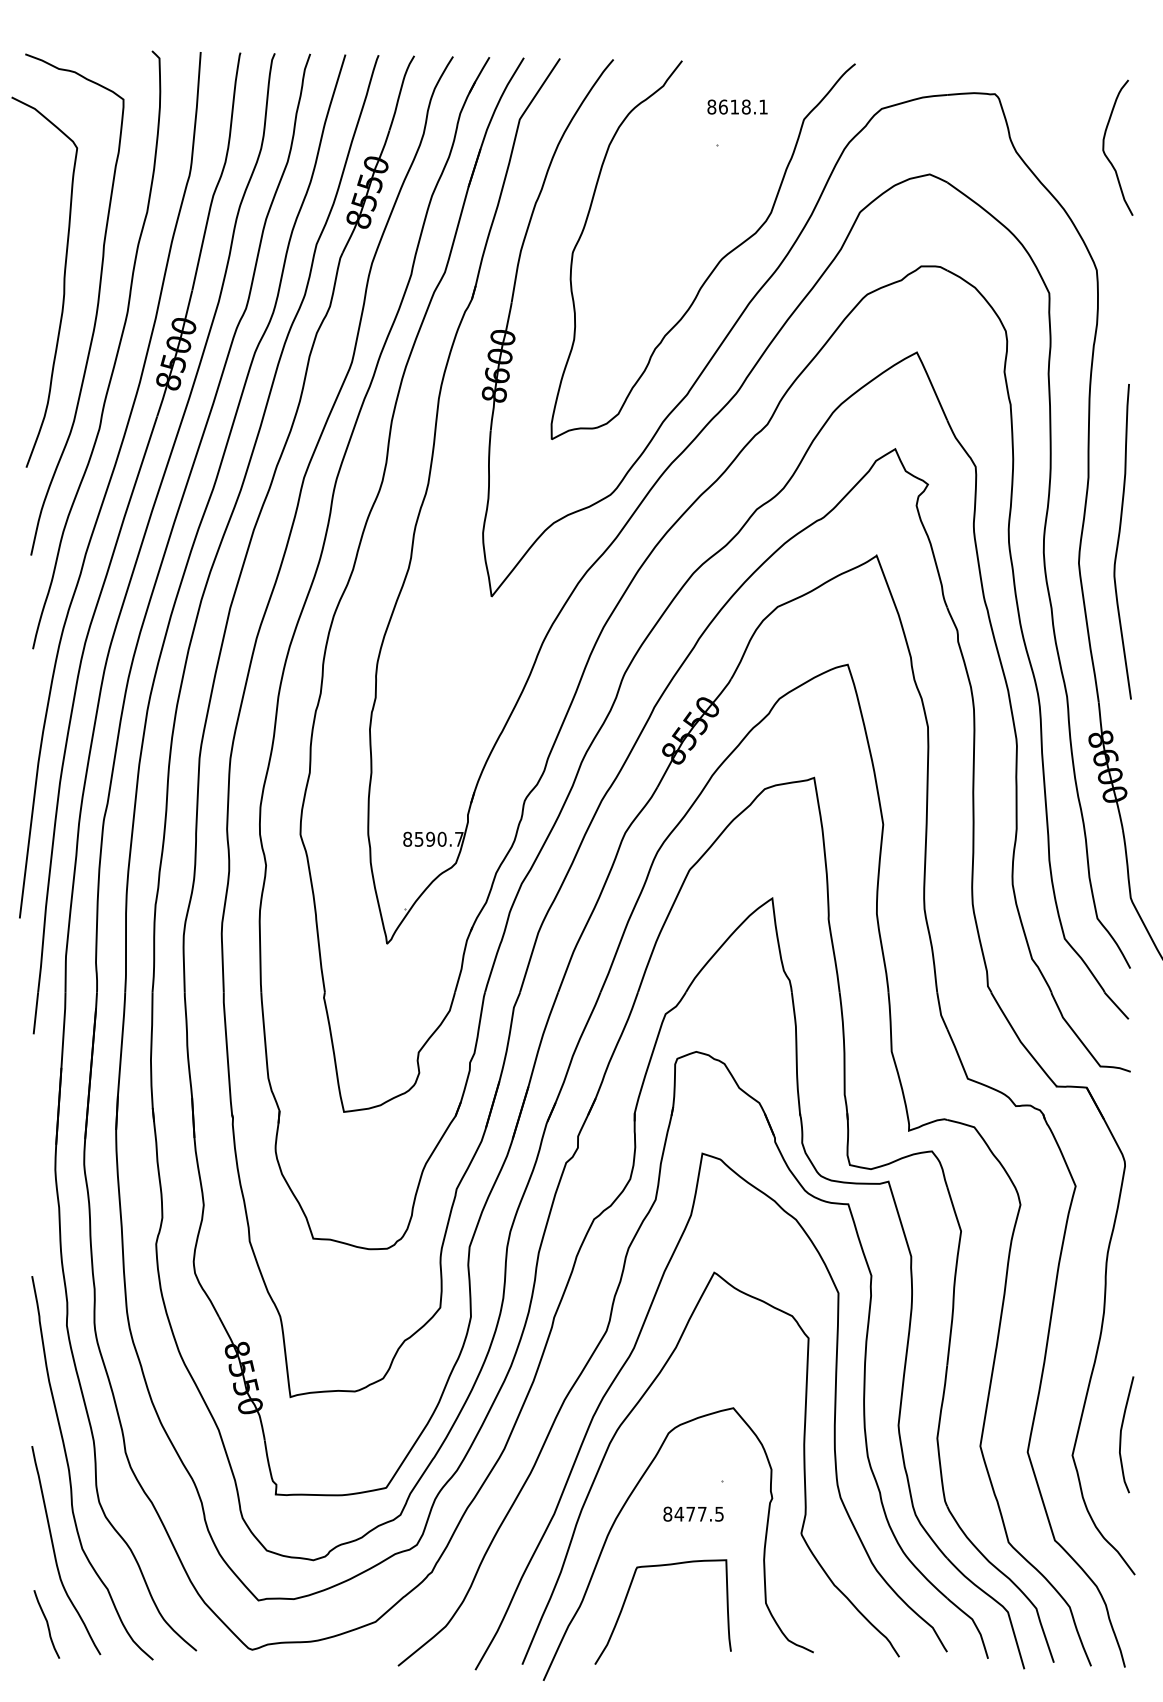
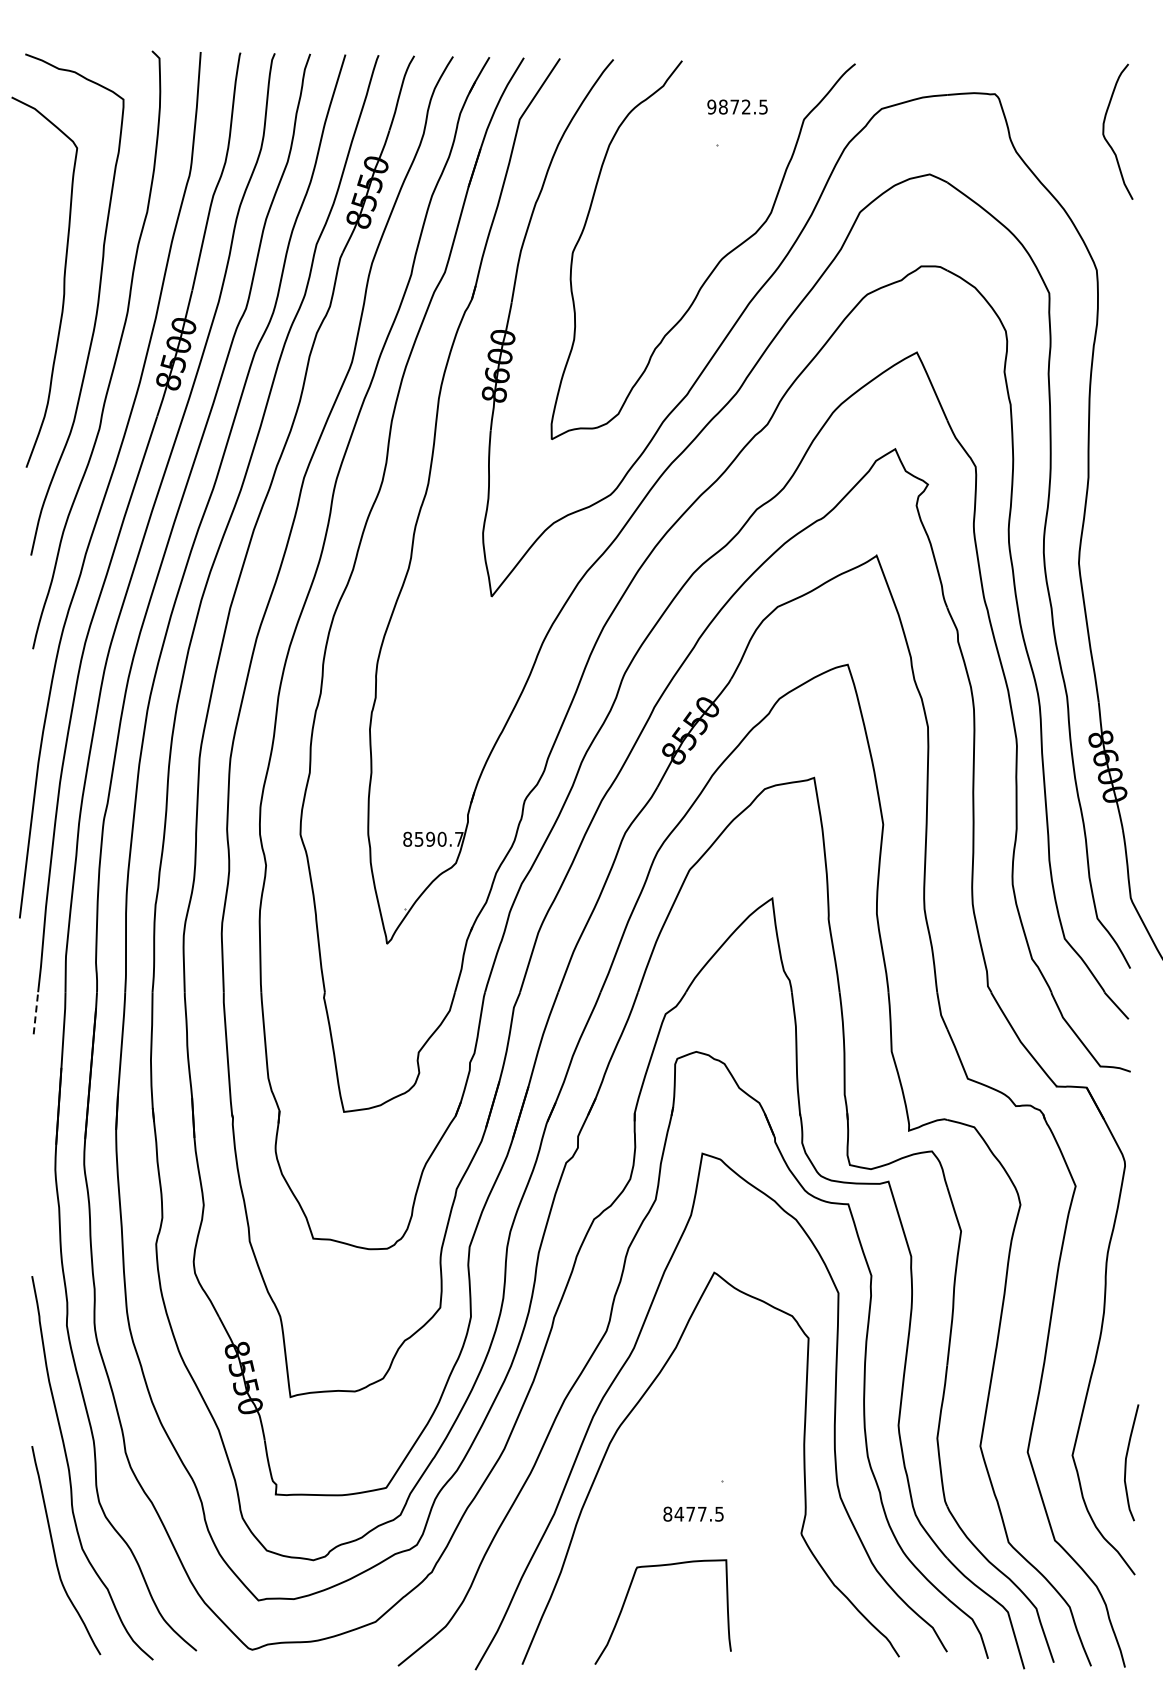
text: 8618.1 -> 9872.5 (737, 106)
curve position: (1104, 147) -> (1104, 131) (1104, 131)
curve: present -> none (1119, 541)
line: solid -> dashed (35, 1012)
curve position: (1121, 1434) -> (1126, 1462) (1126, 1462)
curve: present -> none (622, 1510)
curve: present -> none (46, 1624)
